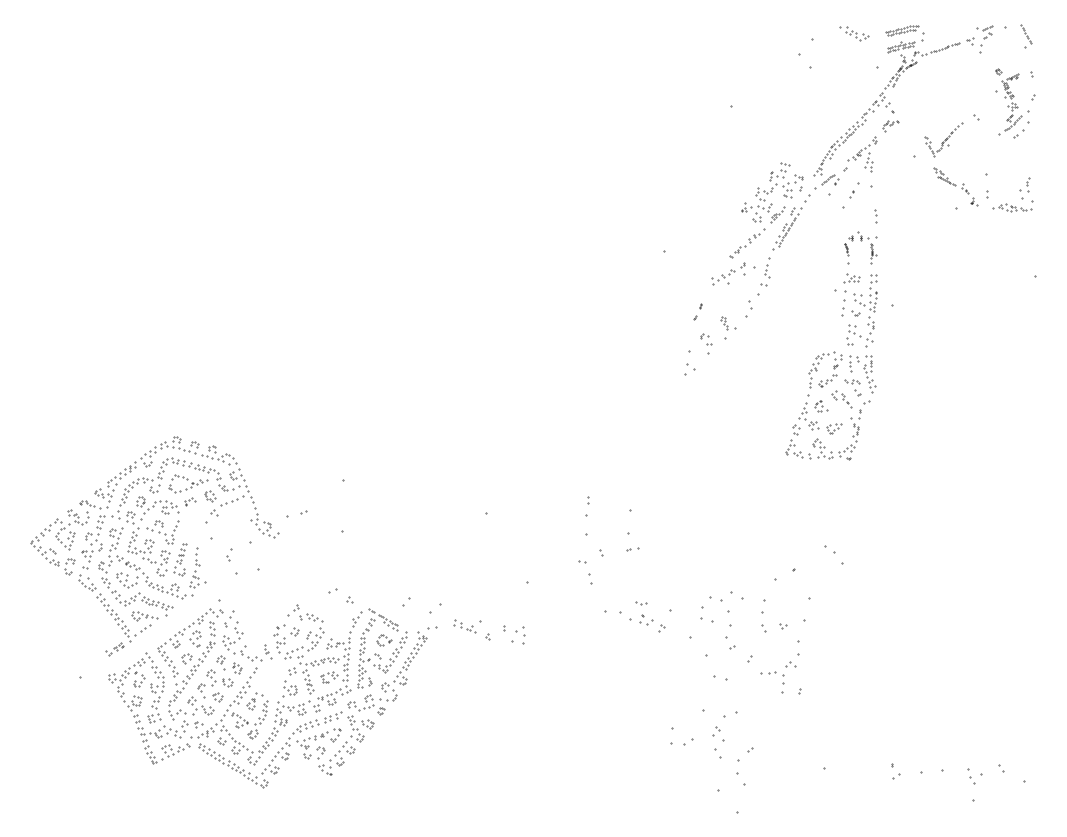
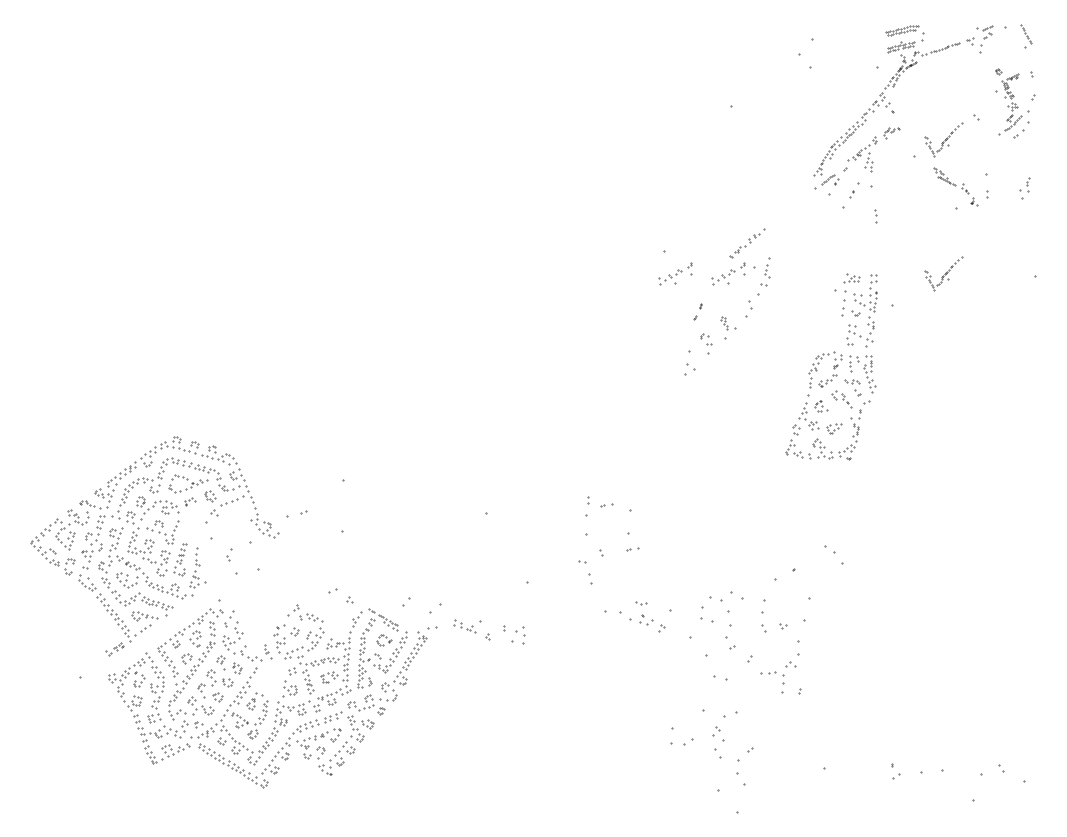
part: present -> none (854, 33)
part position: (890, 126) -> (891, 133) (891, 133)
part: present -> none (775, 206)
part: present -> none (1012, 206)
part: present -> none (861, 241)
part: none -> present (675, 273)
part: none -> present (943, 273)
part: none -> present (606, 505)
part: present -> none (971, 776)
